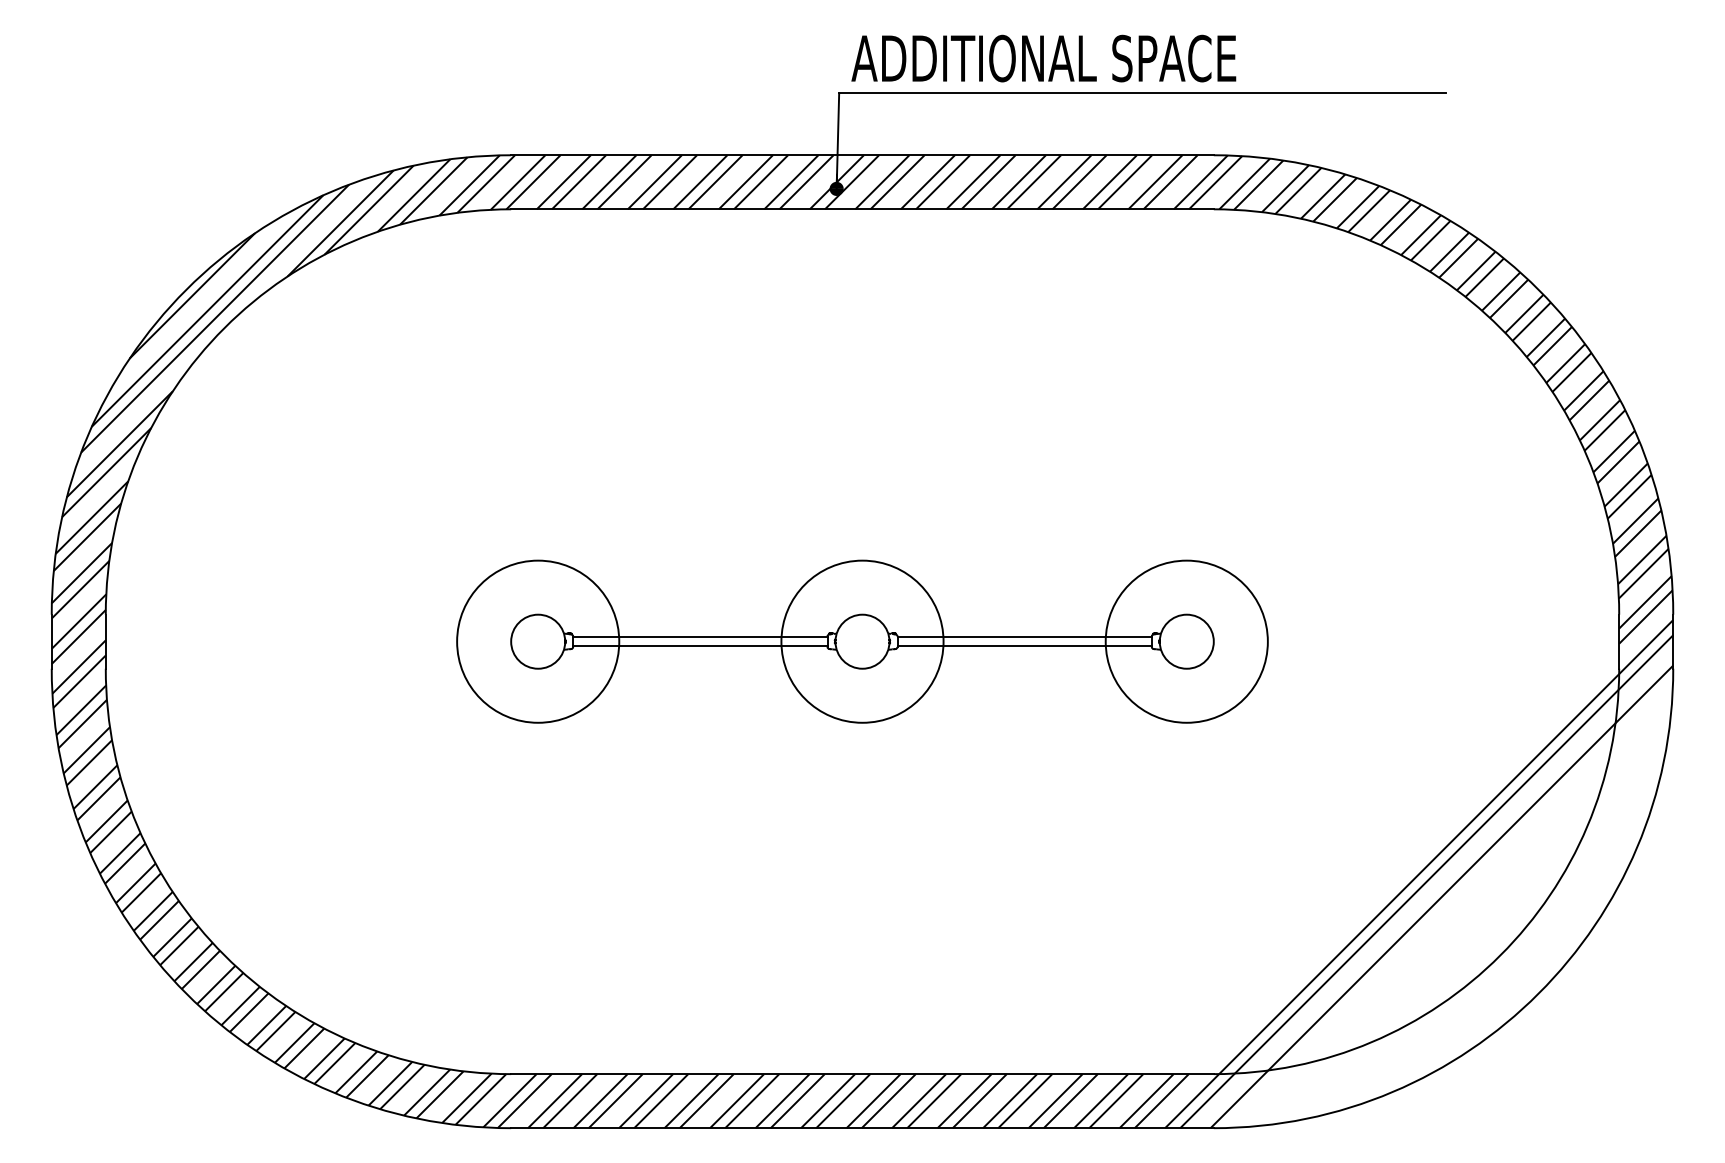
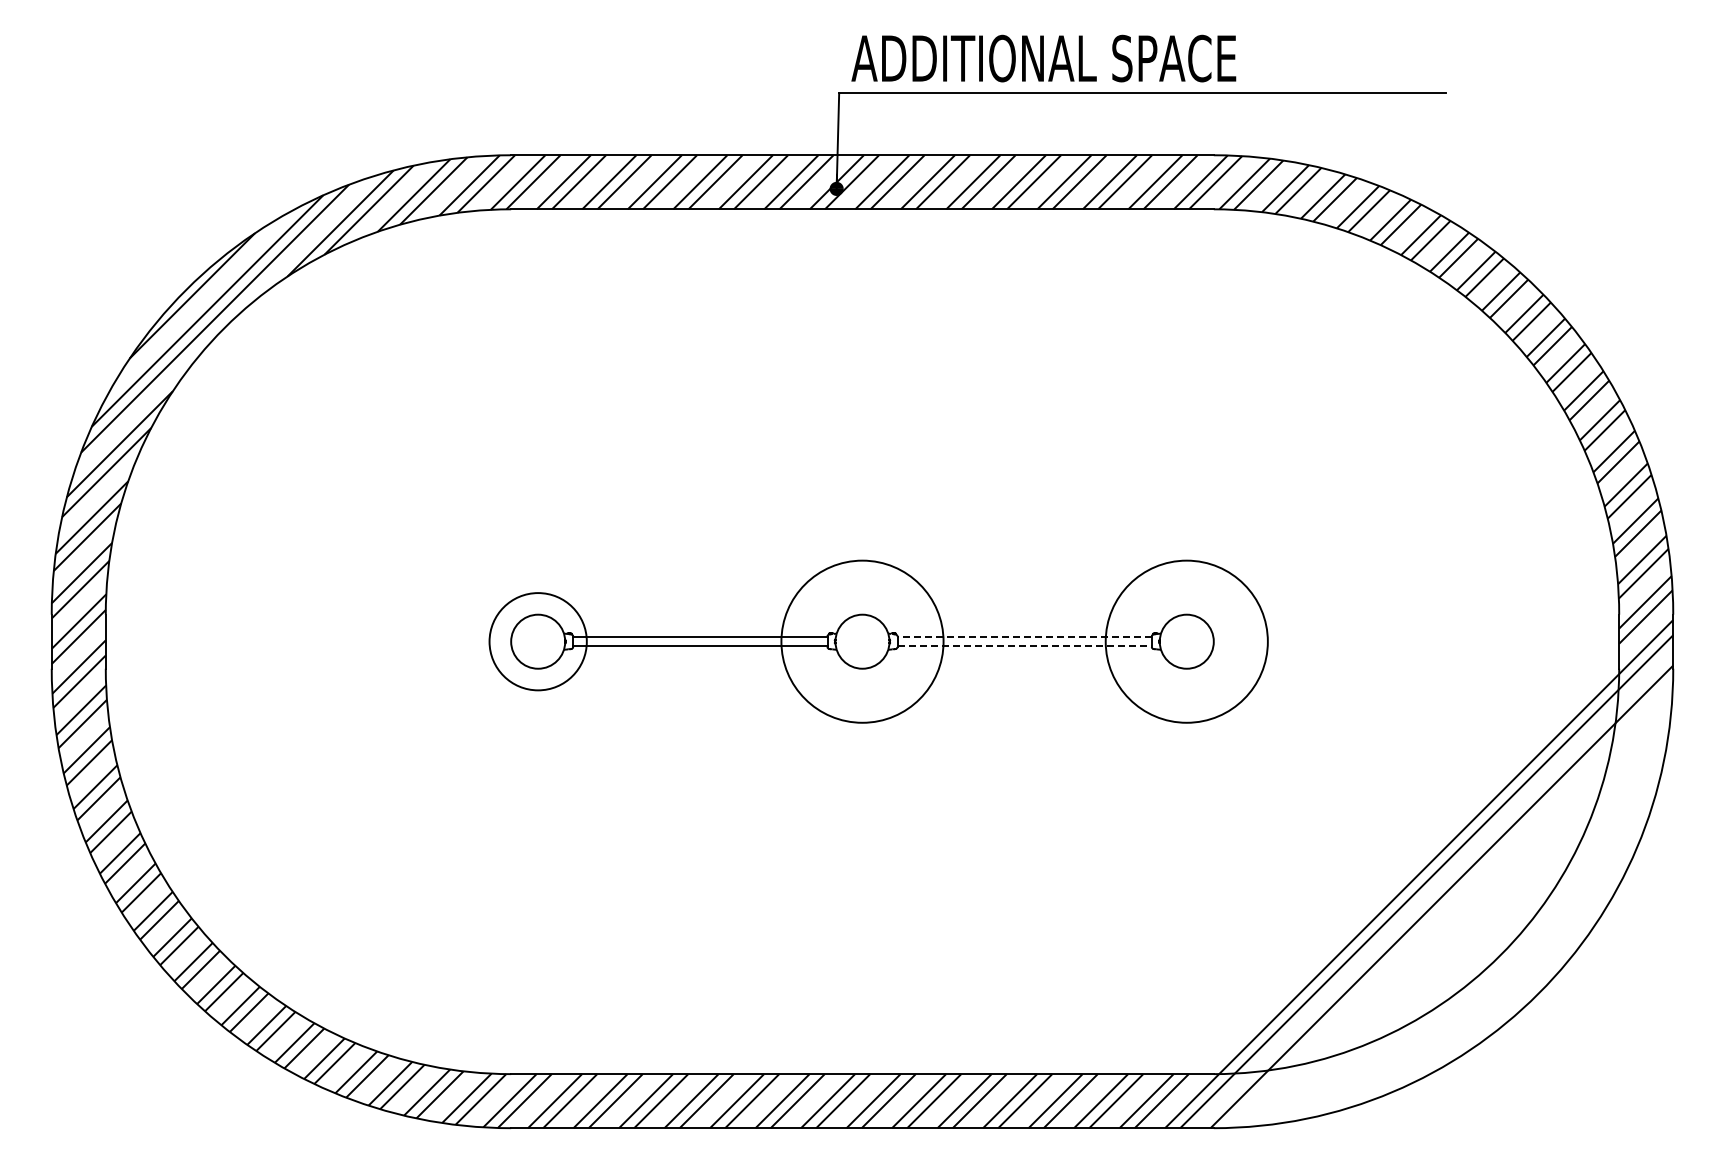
line: solid -> dashed (1024, 637)
circle diameter: 162 px -> 97 px (537, 641)
line: solid -> dashed (1025, 646)
